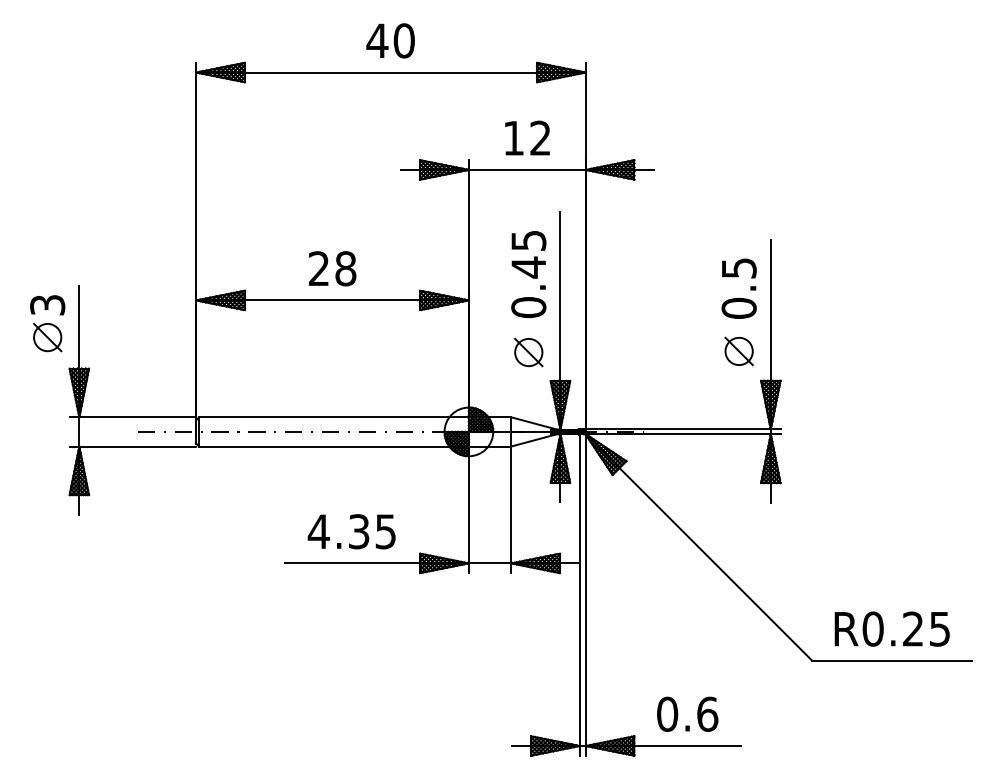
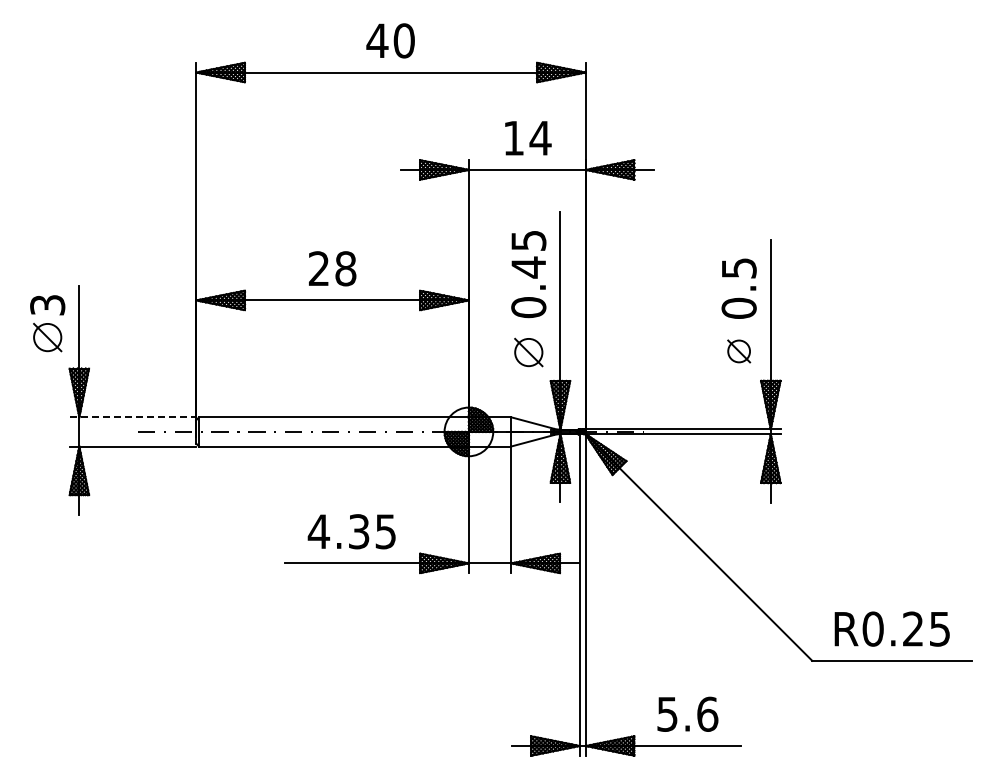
text: 12 -> 14 (540, 137)
part size: 30x31 px -> 25x25 px (739, 351)
line: solid -> dashed (133, 417)
text: 0.6 -> 5.6 (667, 713)
